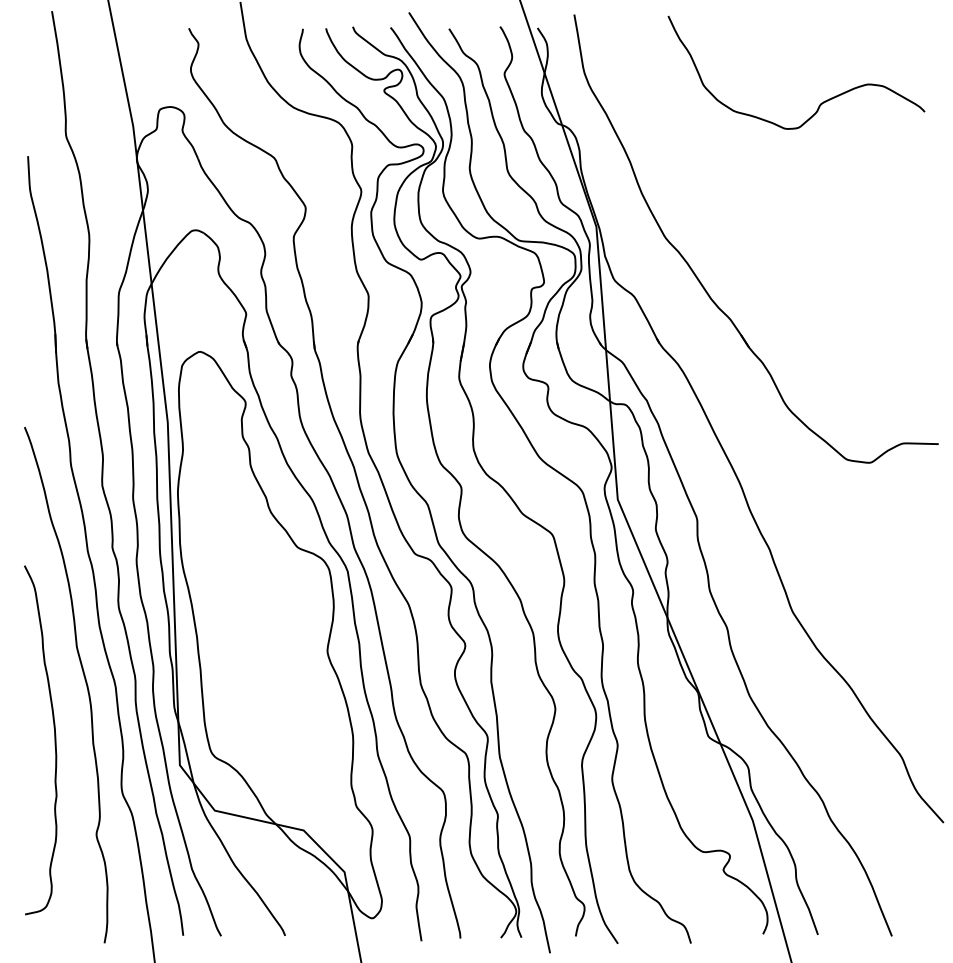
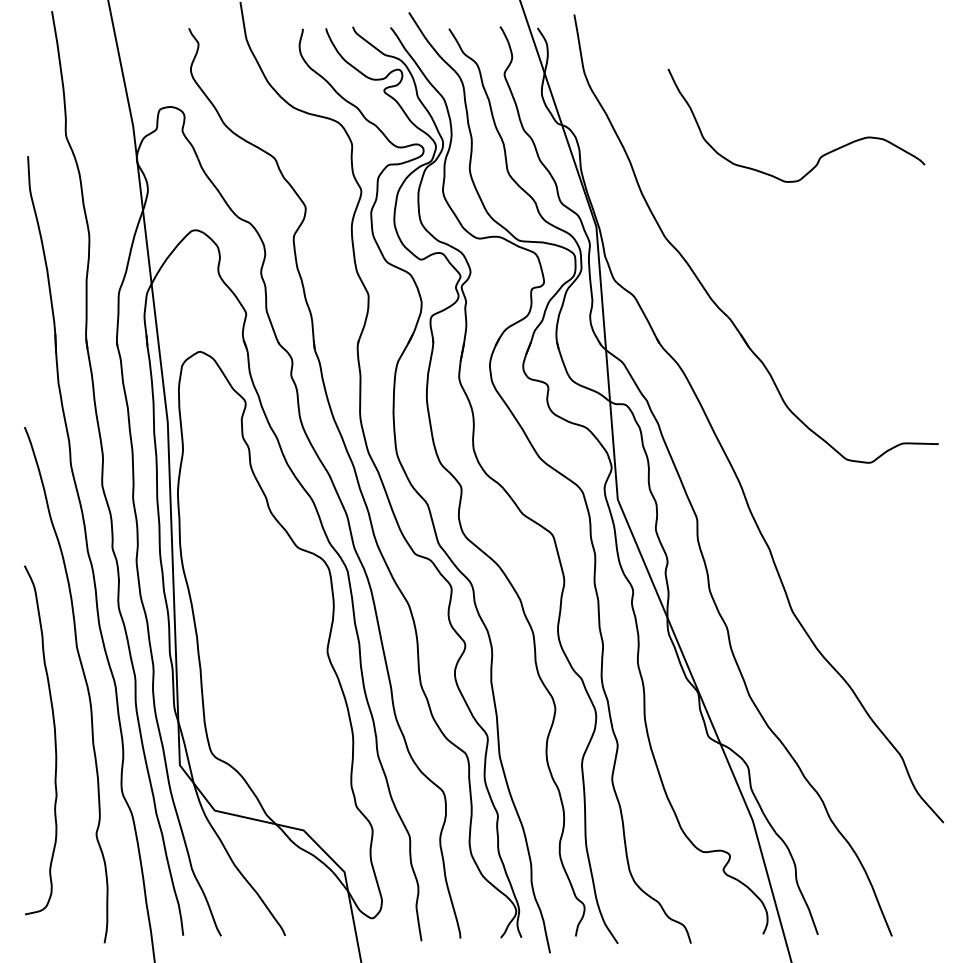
curve position: (821, 102) -> (821, 155) (821, 155)
